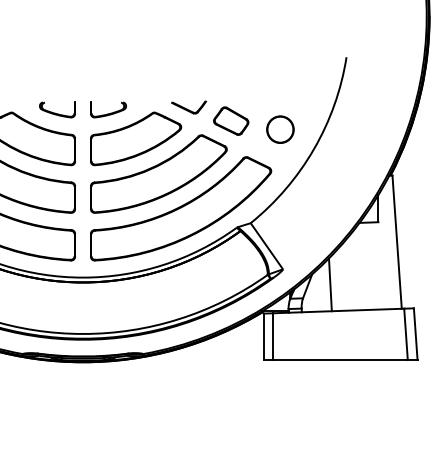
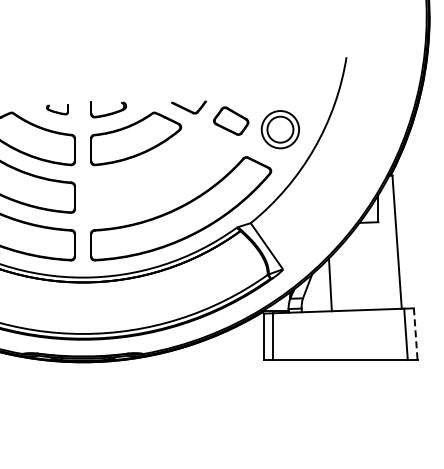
part size: 37x18 px -> 23x12 px (57, 109)
circle diameter: 27 px -> 37 px (280, 129)
part: present -> none (158, 173)
line: solid -> dashed (415, 334)
